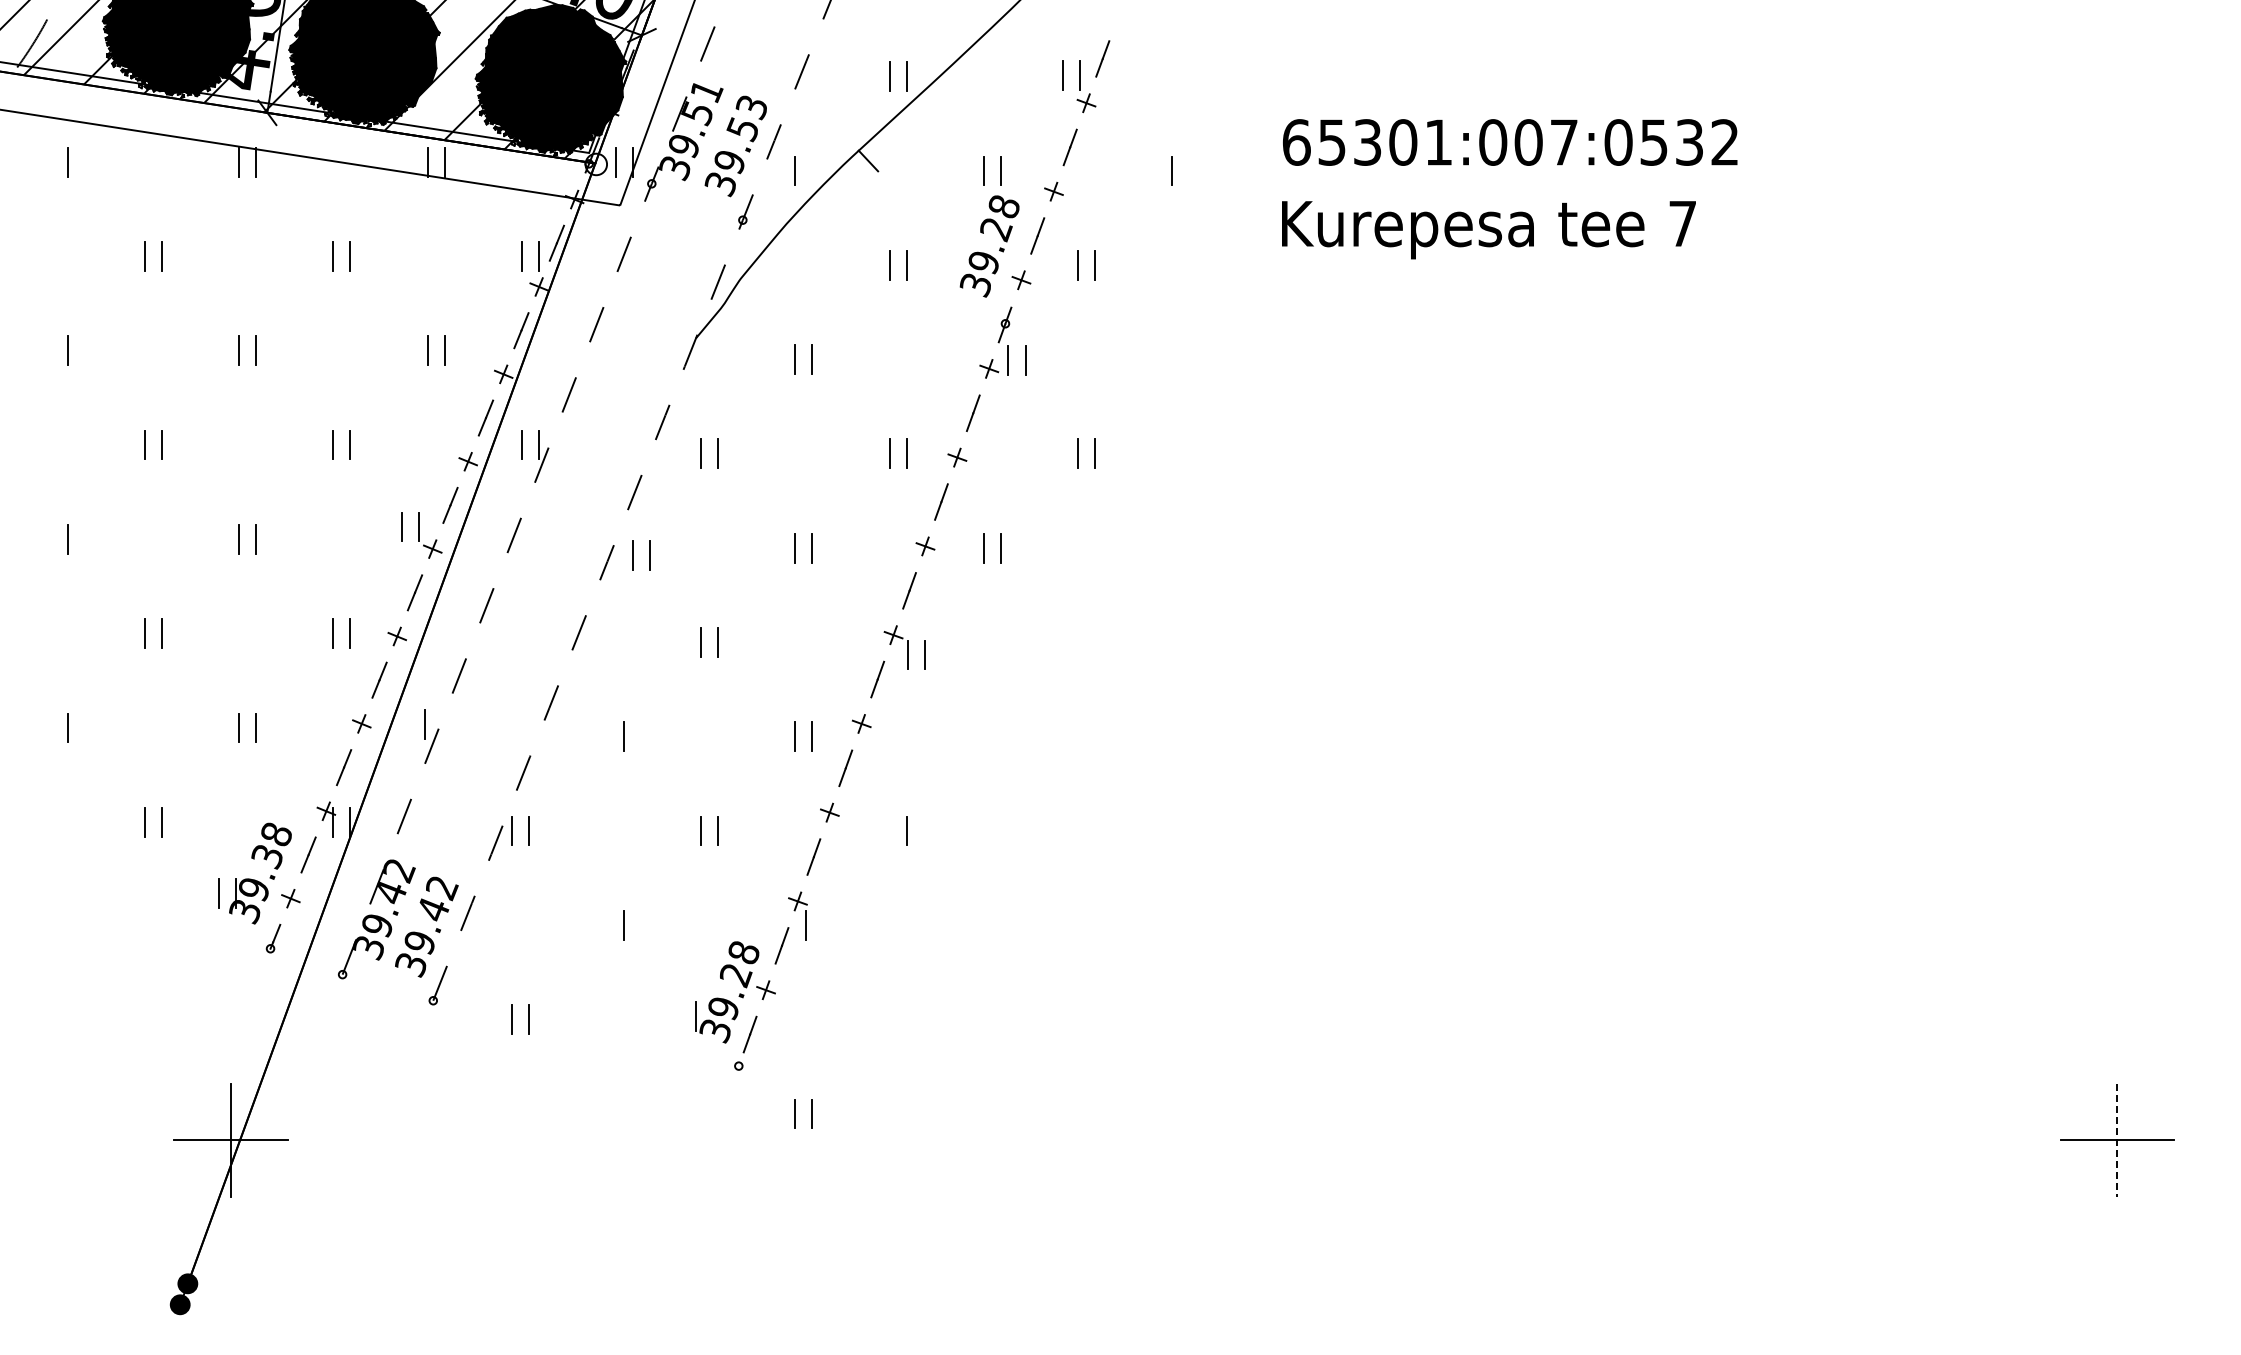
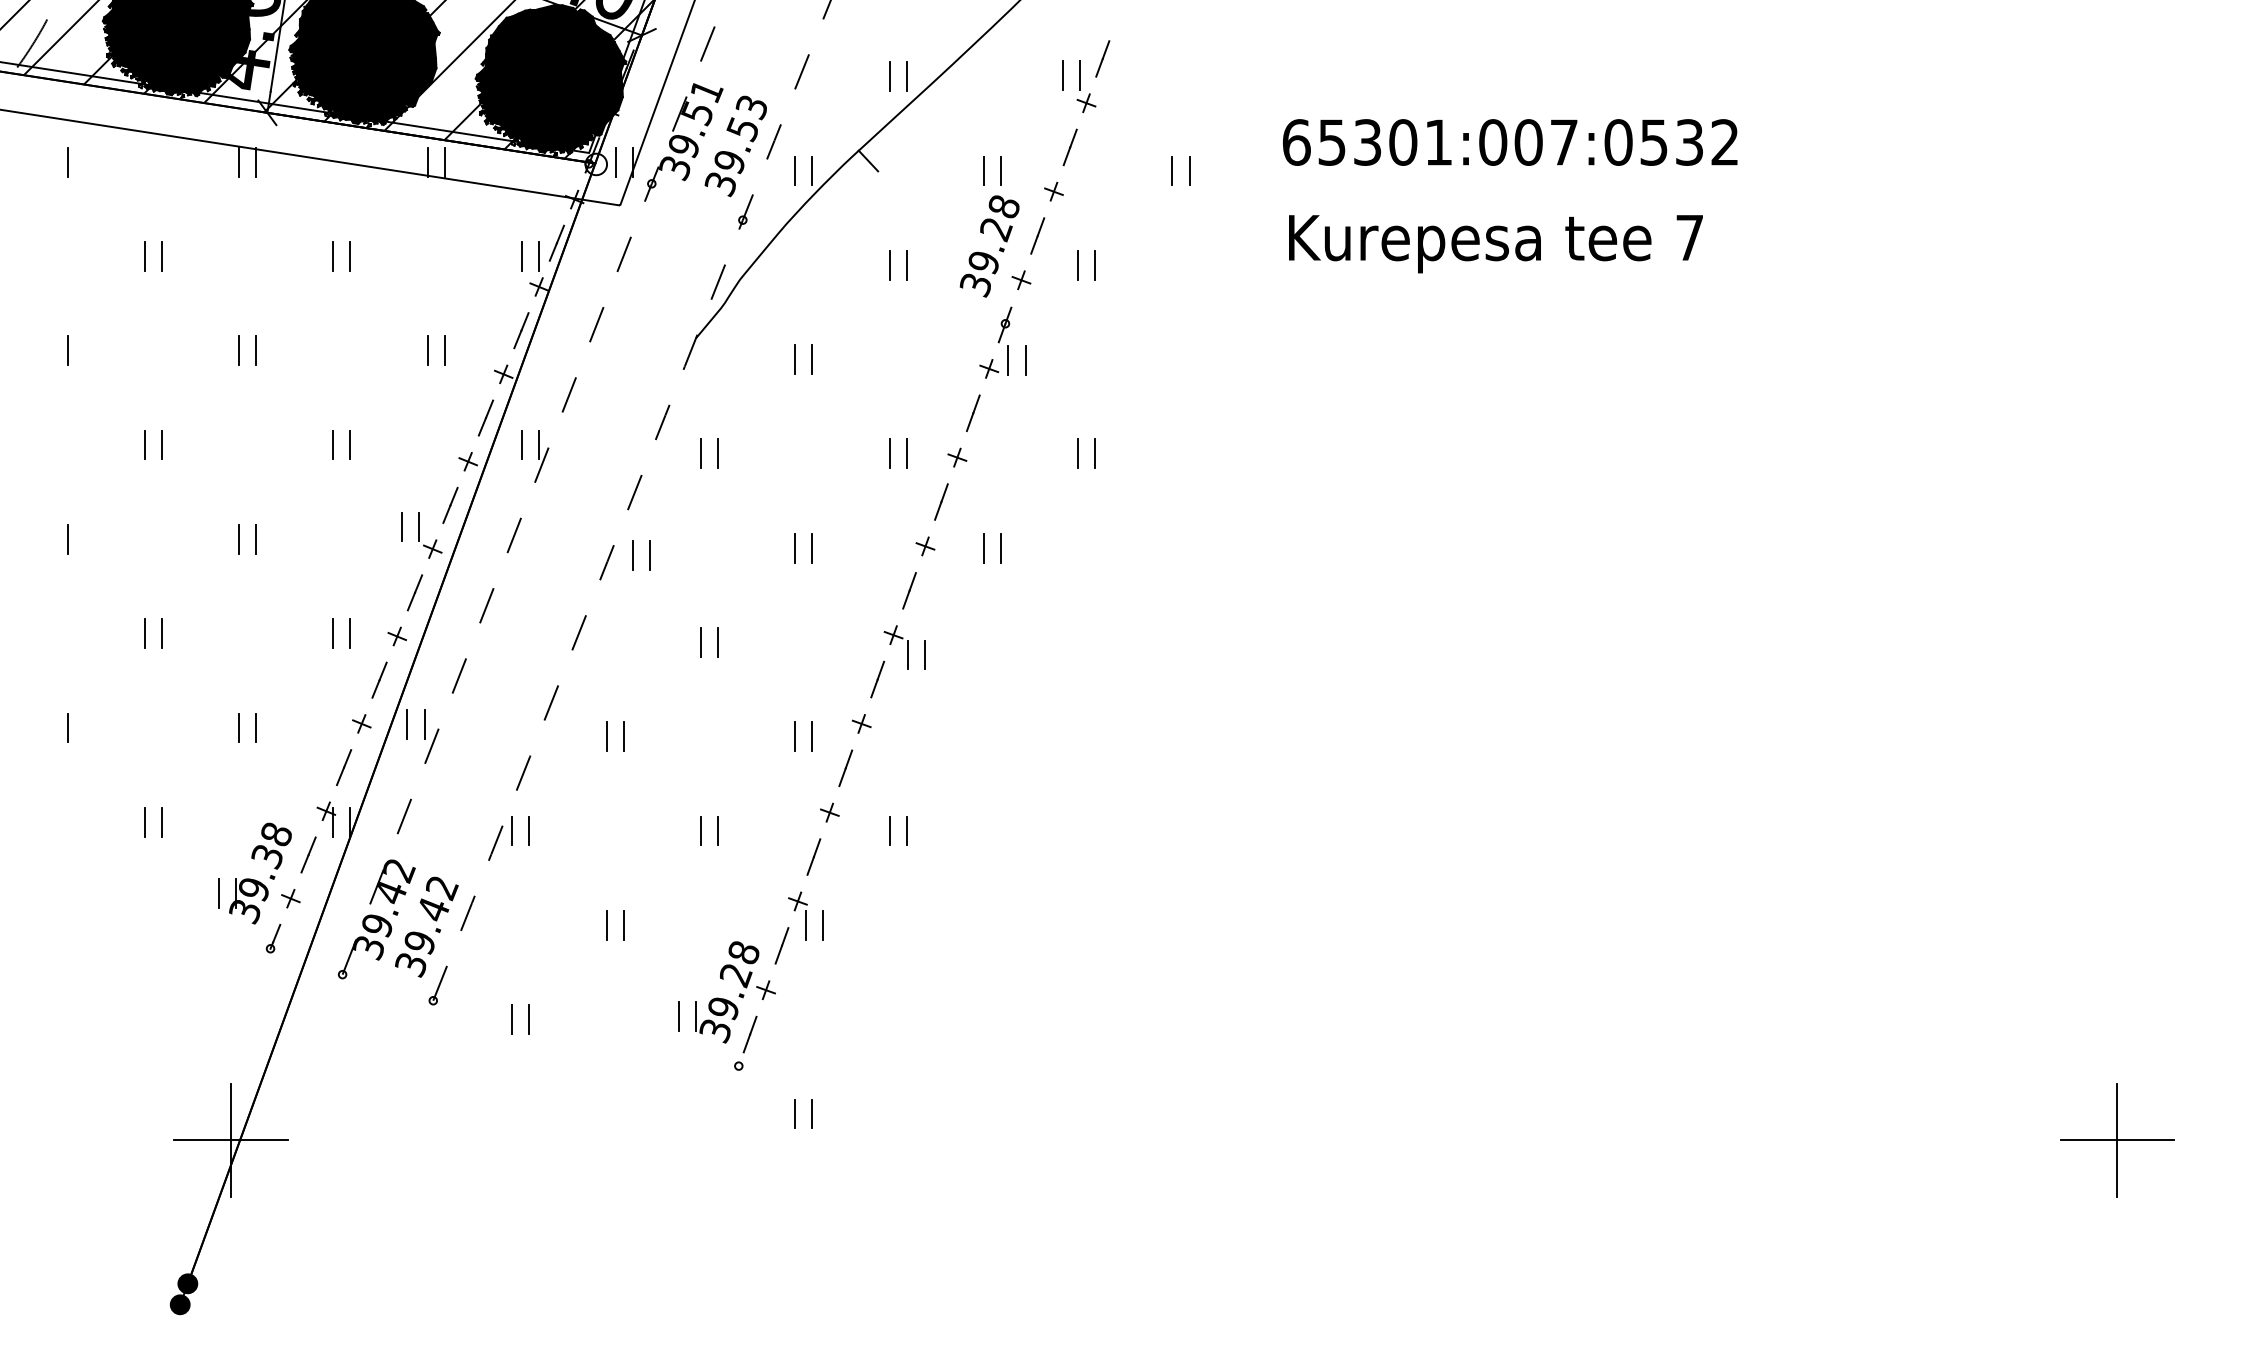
line: none -> present (812, 170)
line: none -> present (1189, 170)
text position: (1488, 230) -> (1495, 244) (1495, 244)
line: none -> present (407, 724)
line: none -> present (606, 736)
line: none -> present (889, 830)
line: none -> present (606, 925)
line: none -> present (823, 925)
line: none -> present (678, 1016)
line: dashed -> solid (2117, 1140)
